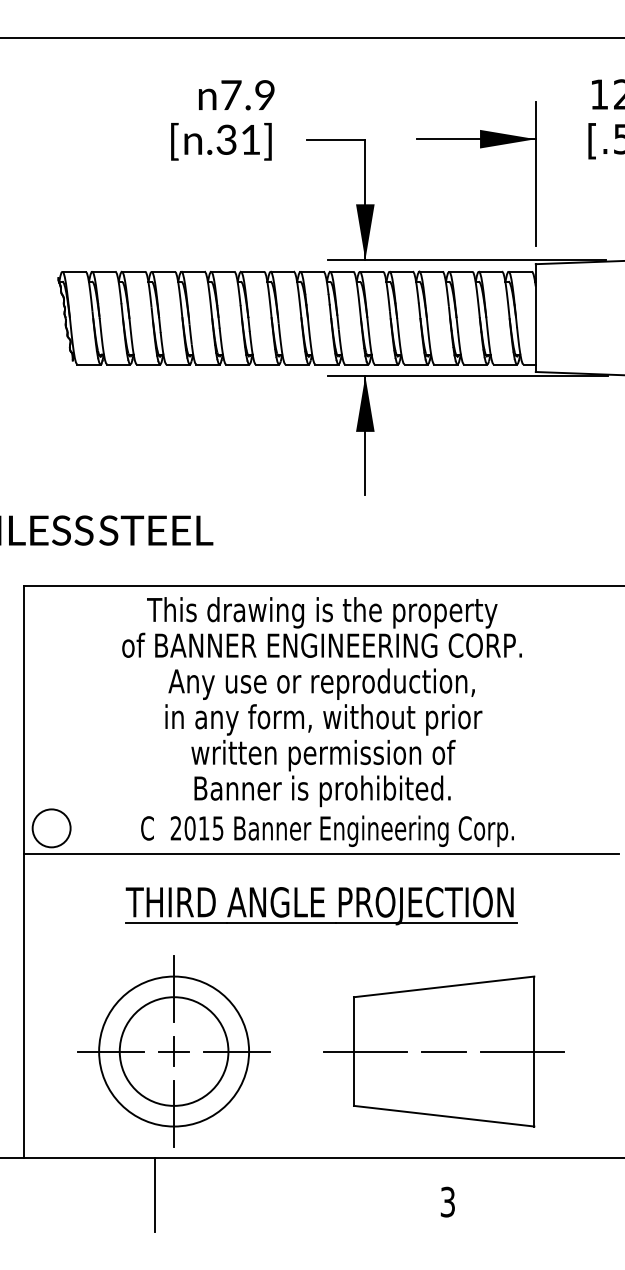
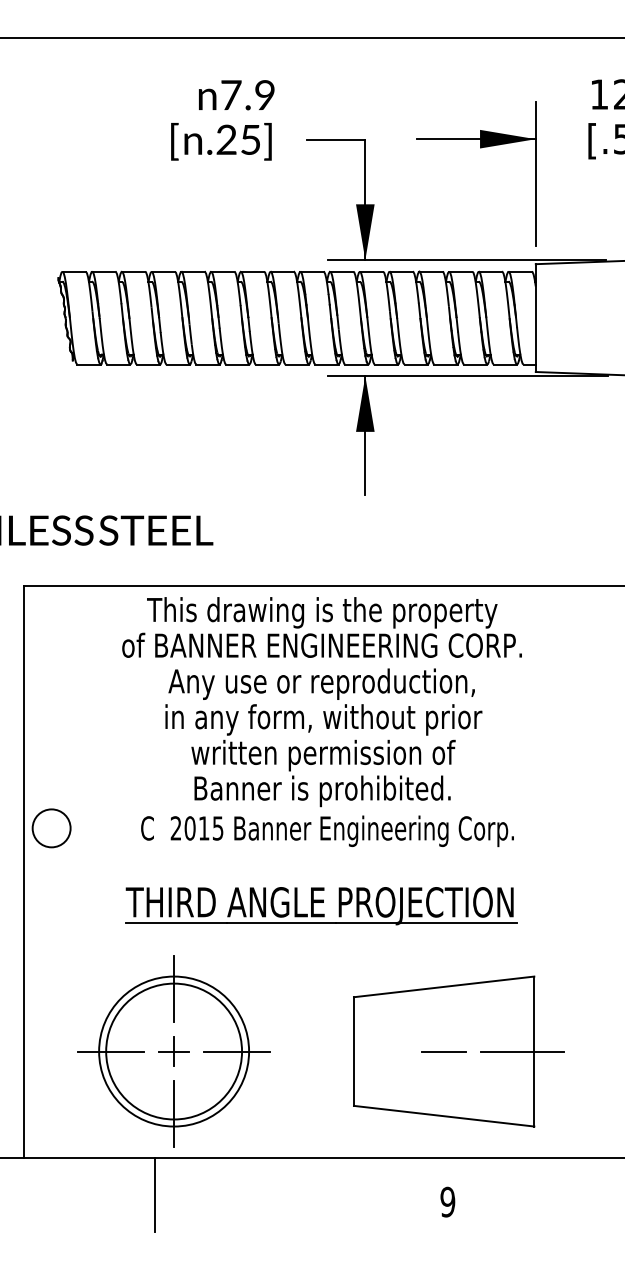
text: .31] -> .25] (237, 139)
line: present -> none (321, 854)
circle diameter: 109 px -> 136 px (174, 1051)
line: present -> none (365, 1051)
text: 3 -> 9 (447, 1202)
